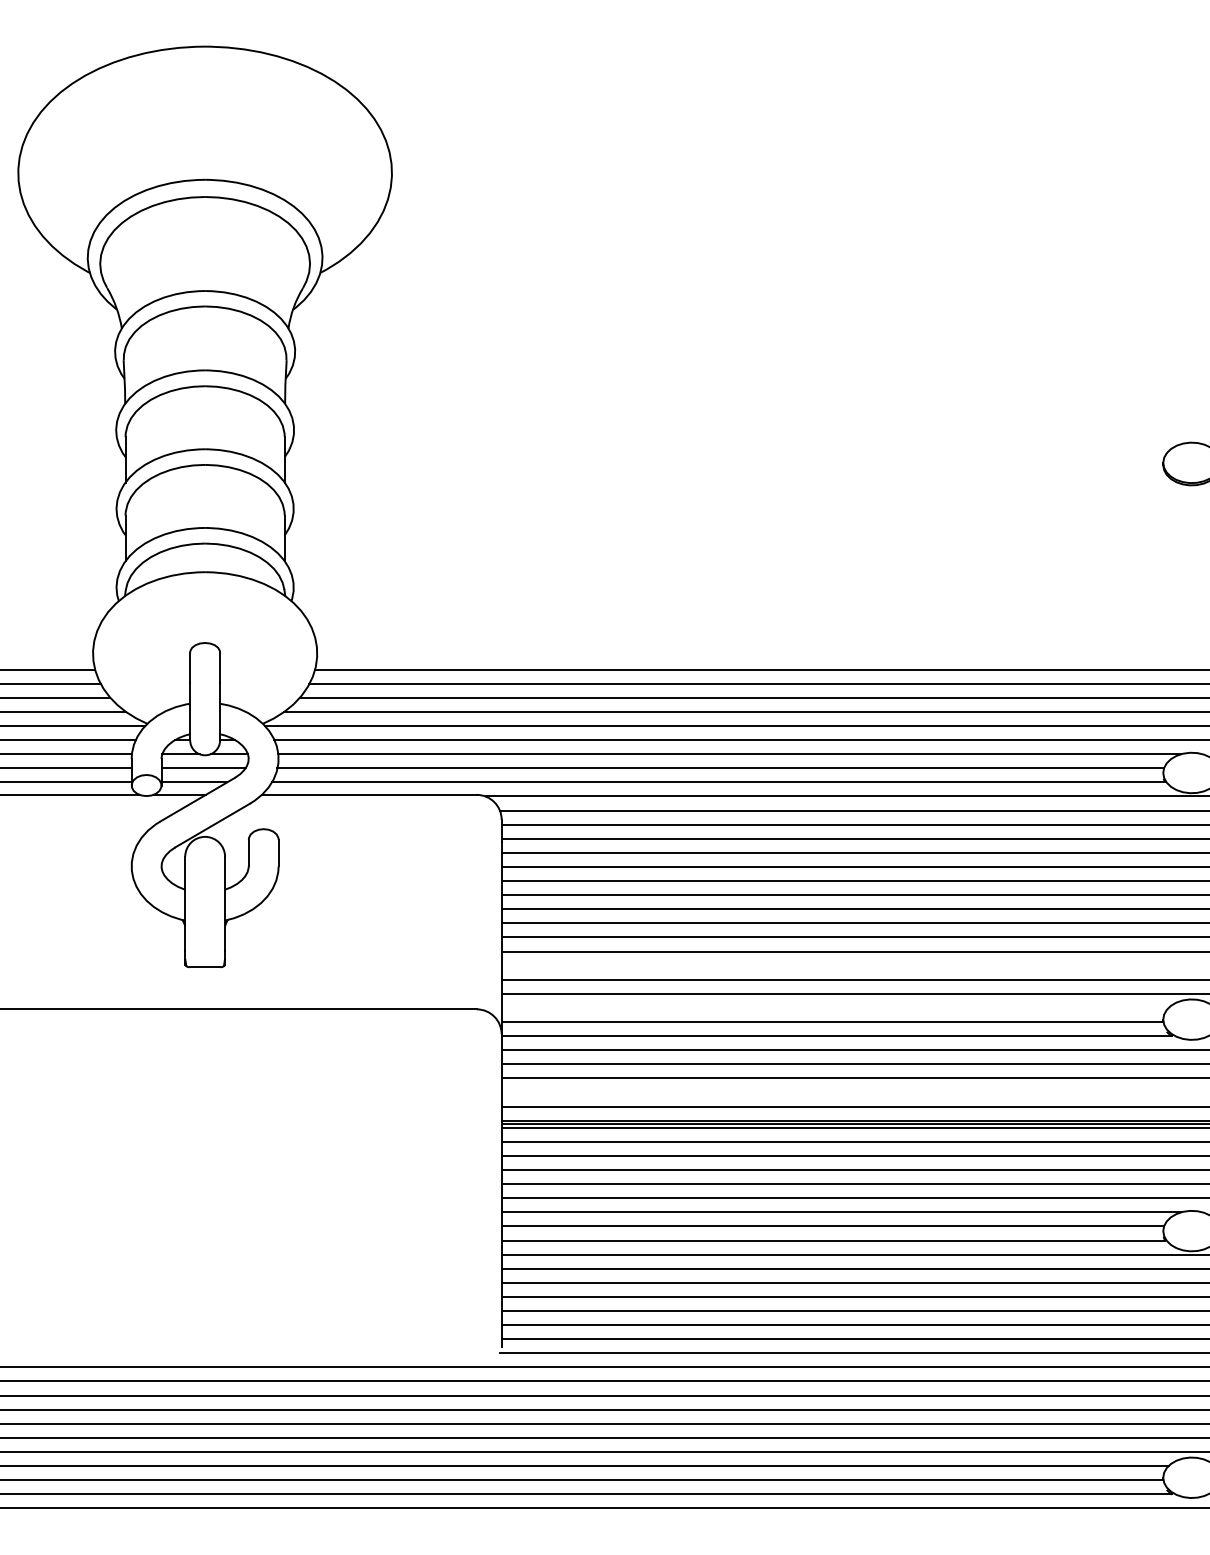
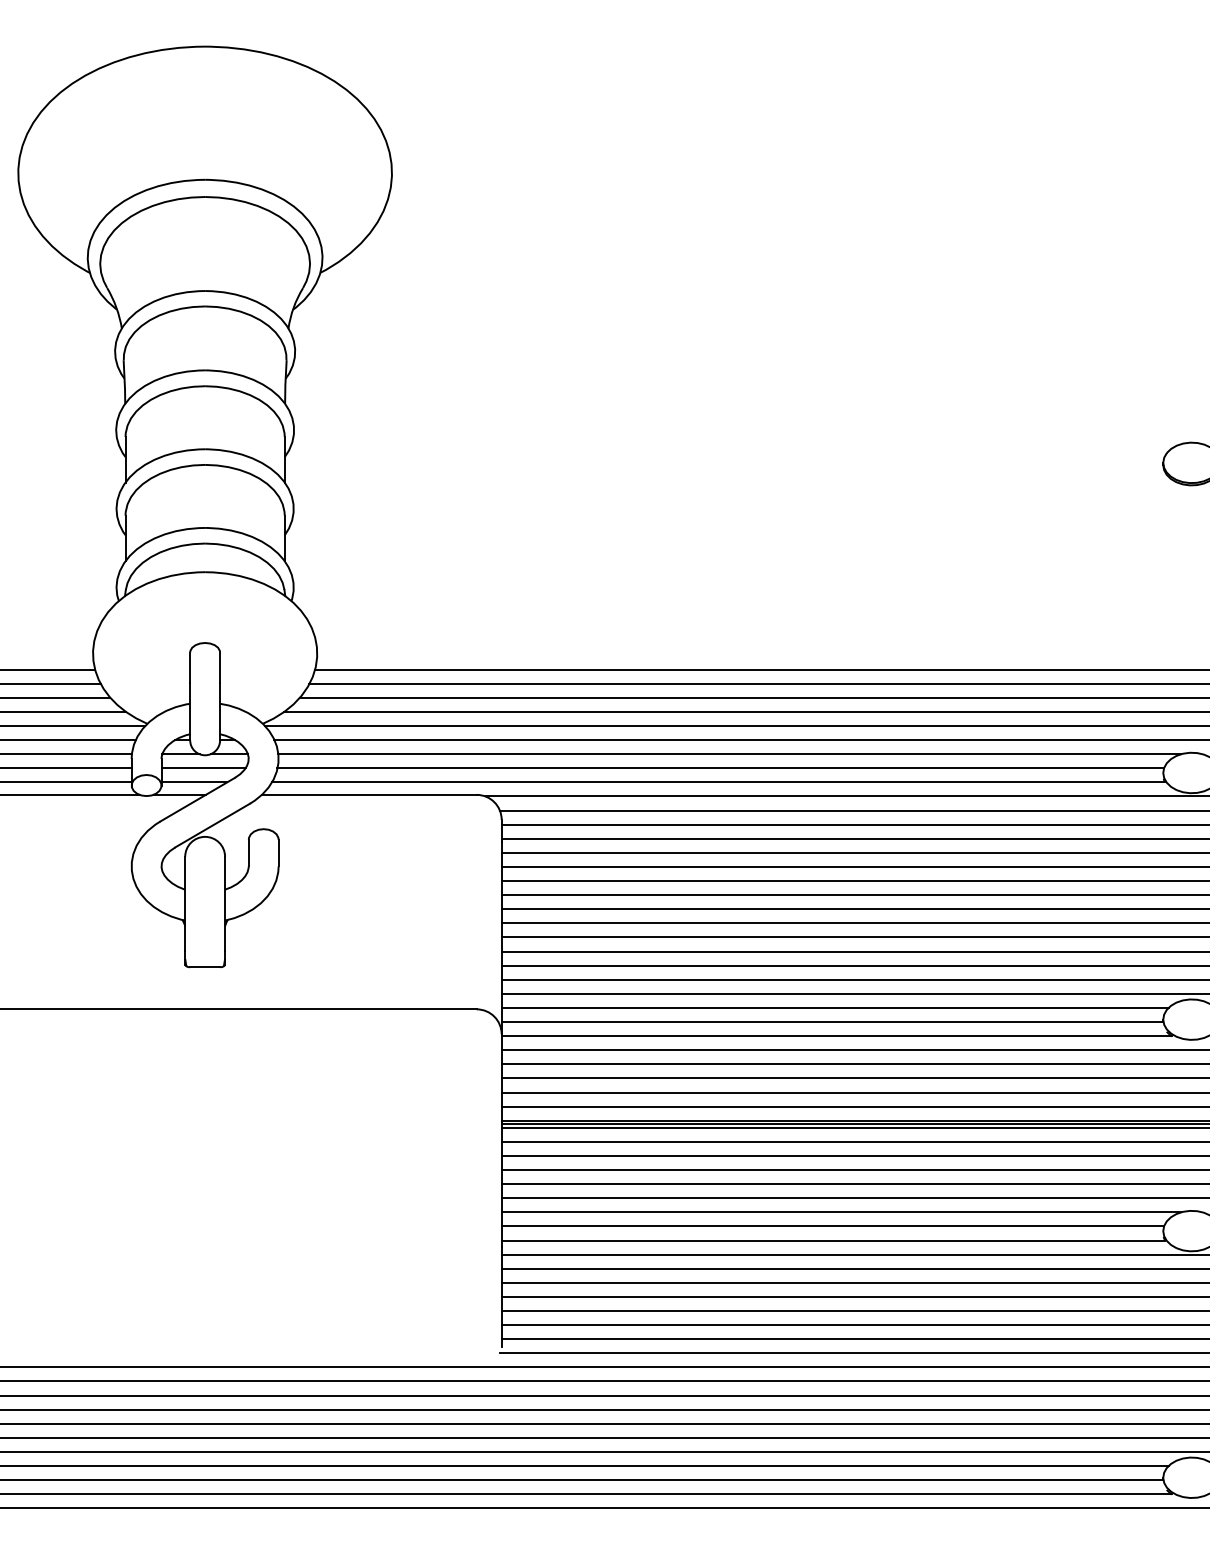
line: none -> present (853, 965)
line: none -> present (834, 1007)
line: none -> present (853, 1092)
